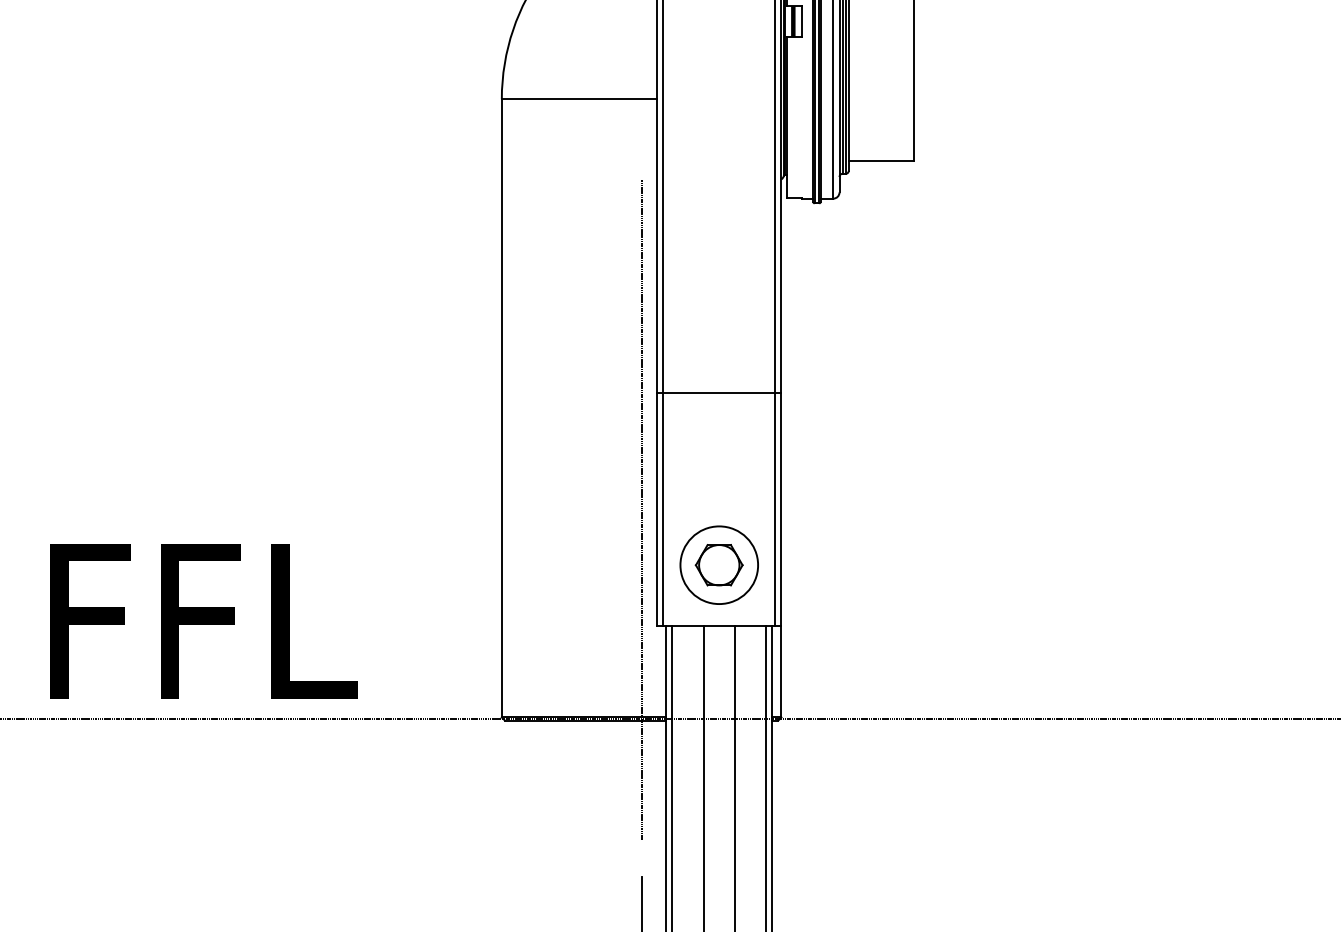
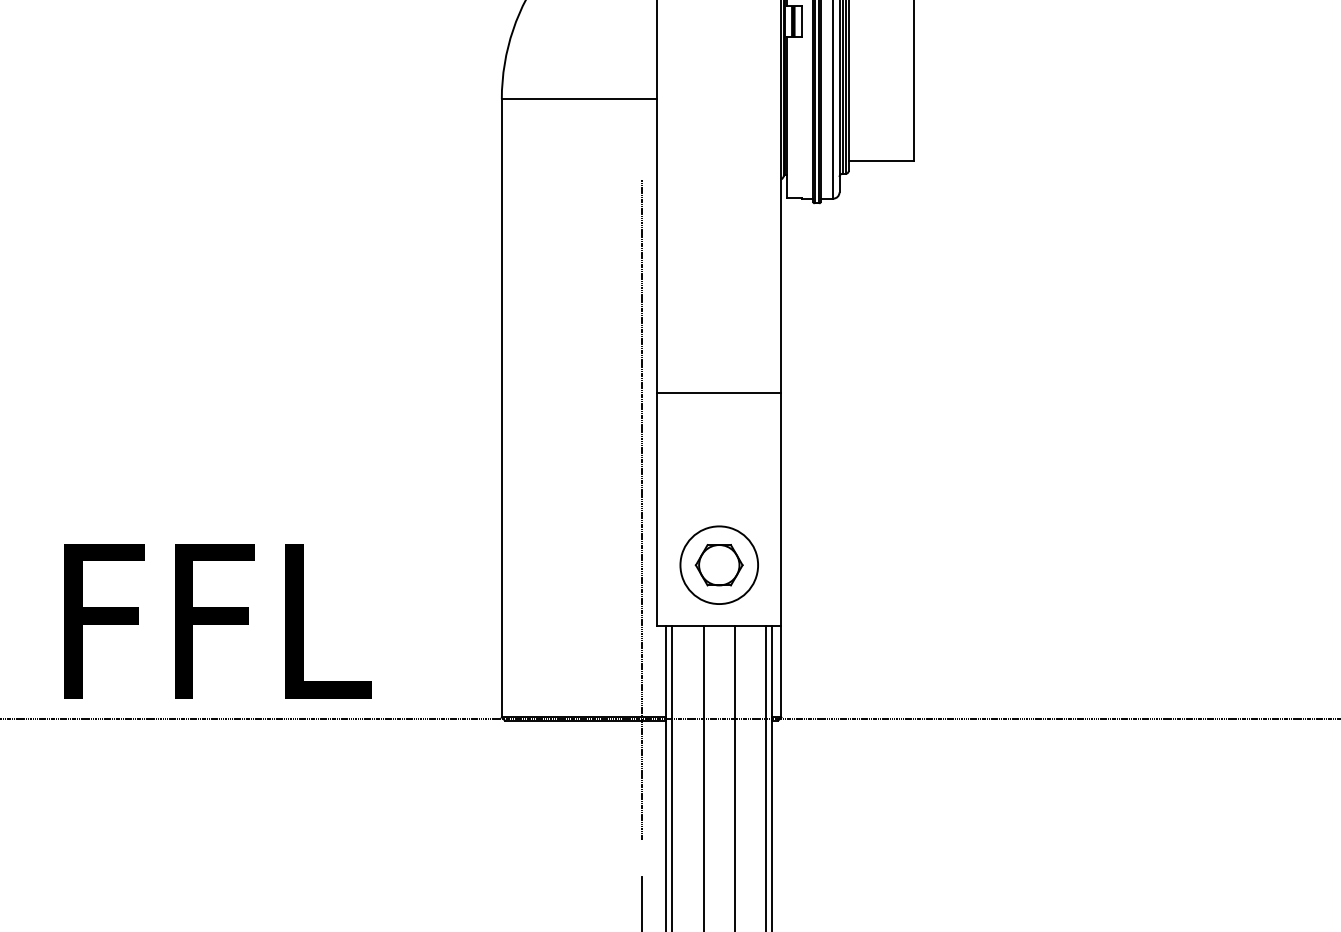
line: present -> none (663, 313)
line: present -> none (775, 313)
text position: (203, 621) -> (217, 621) (217, 621)
